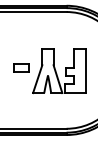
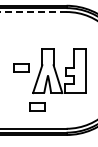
line: solid -> dashed (33, 12)
part: none -> present (37, 106)
